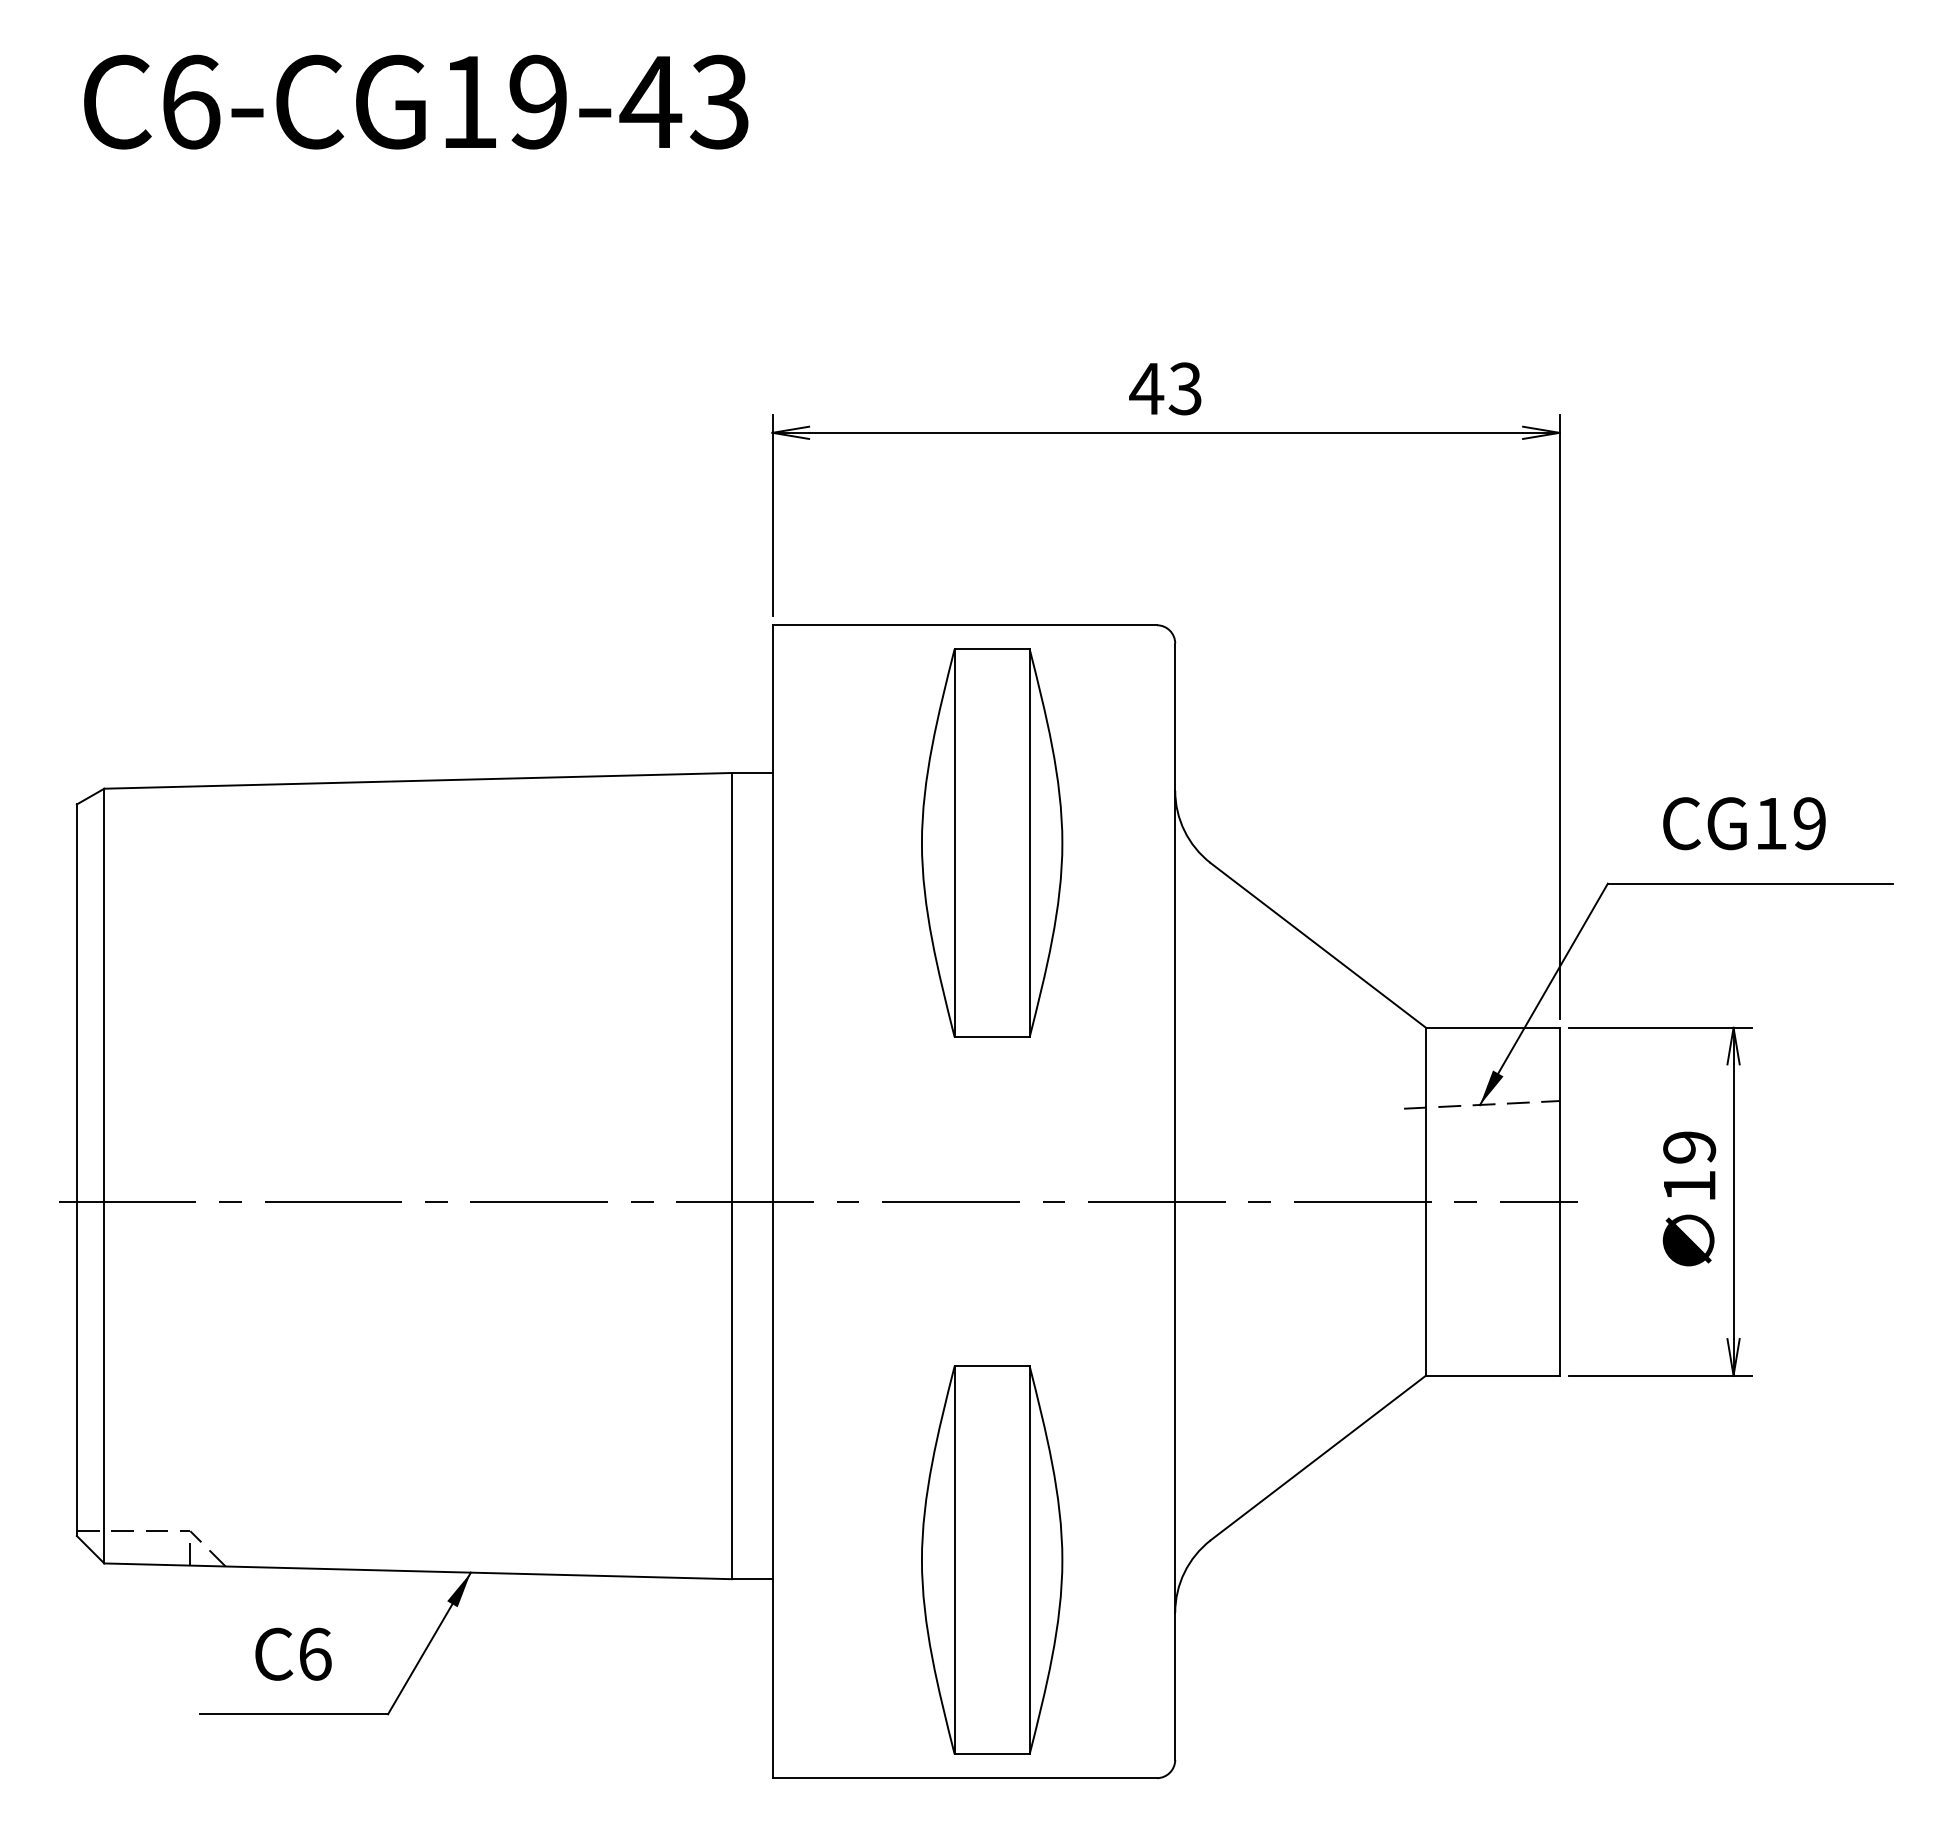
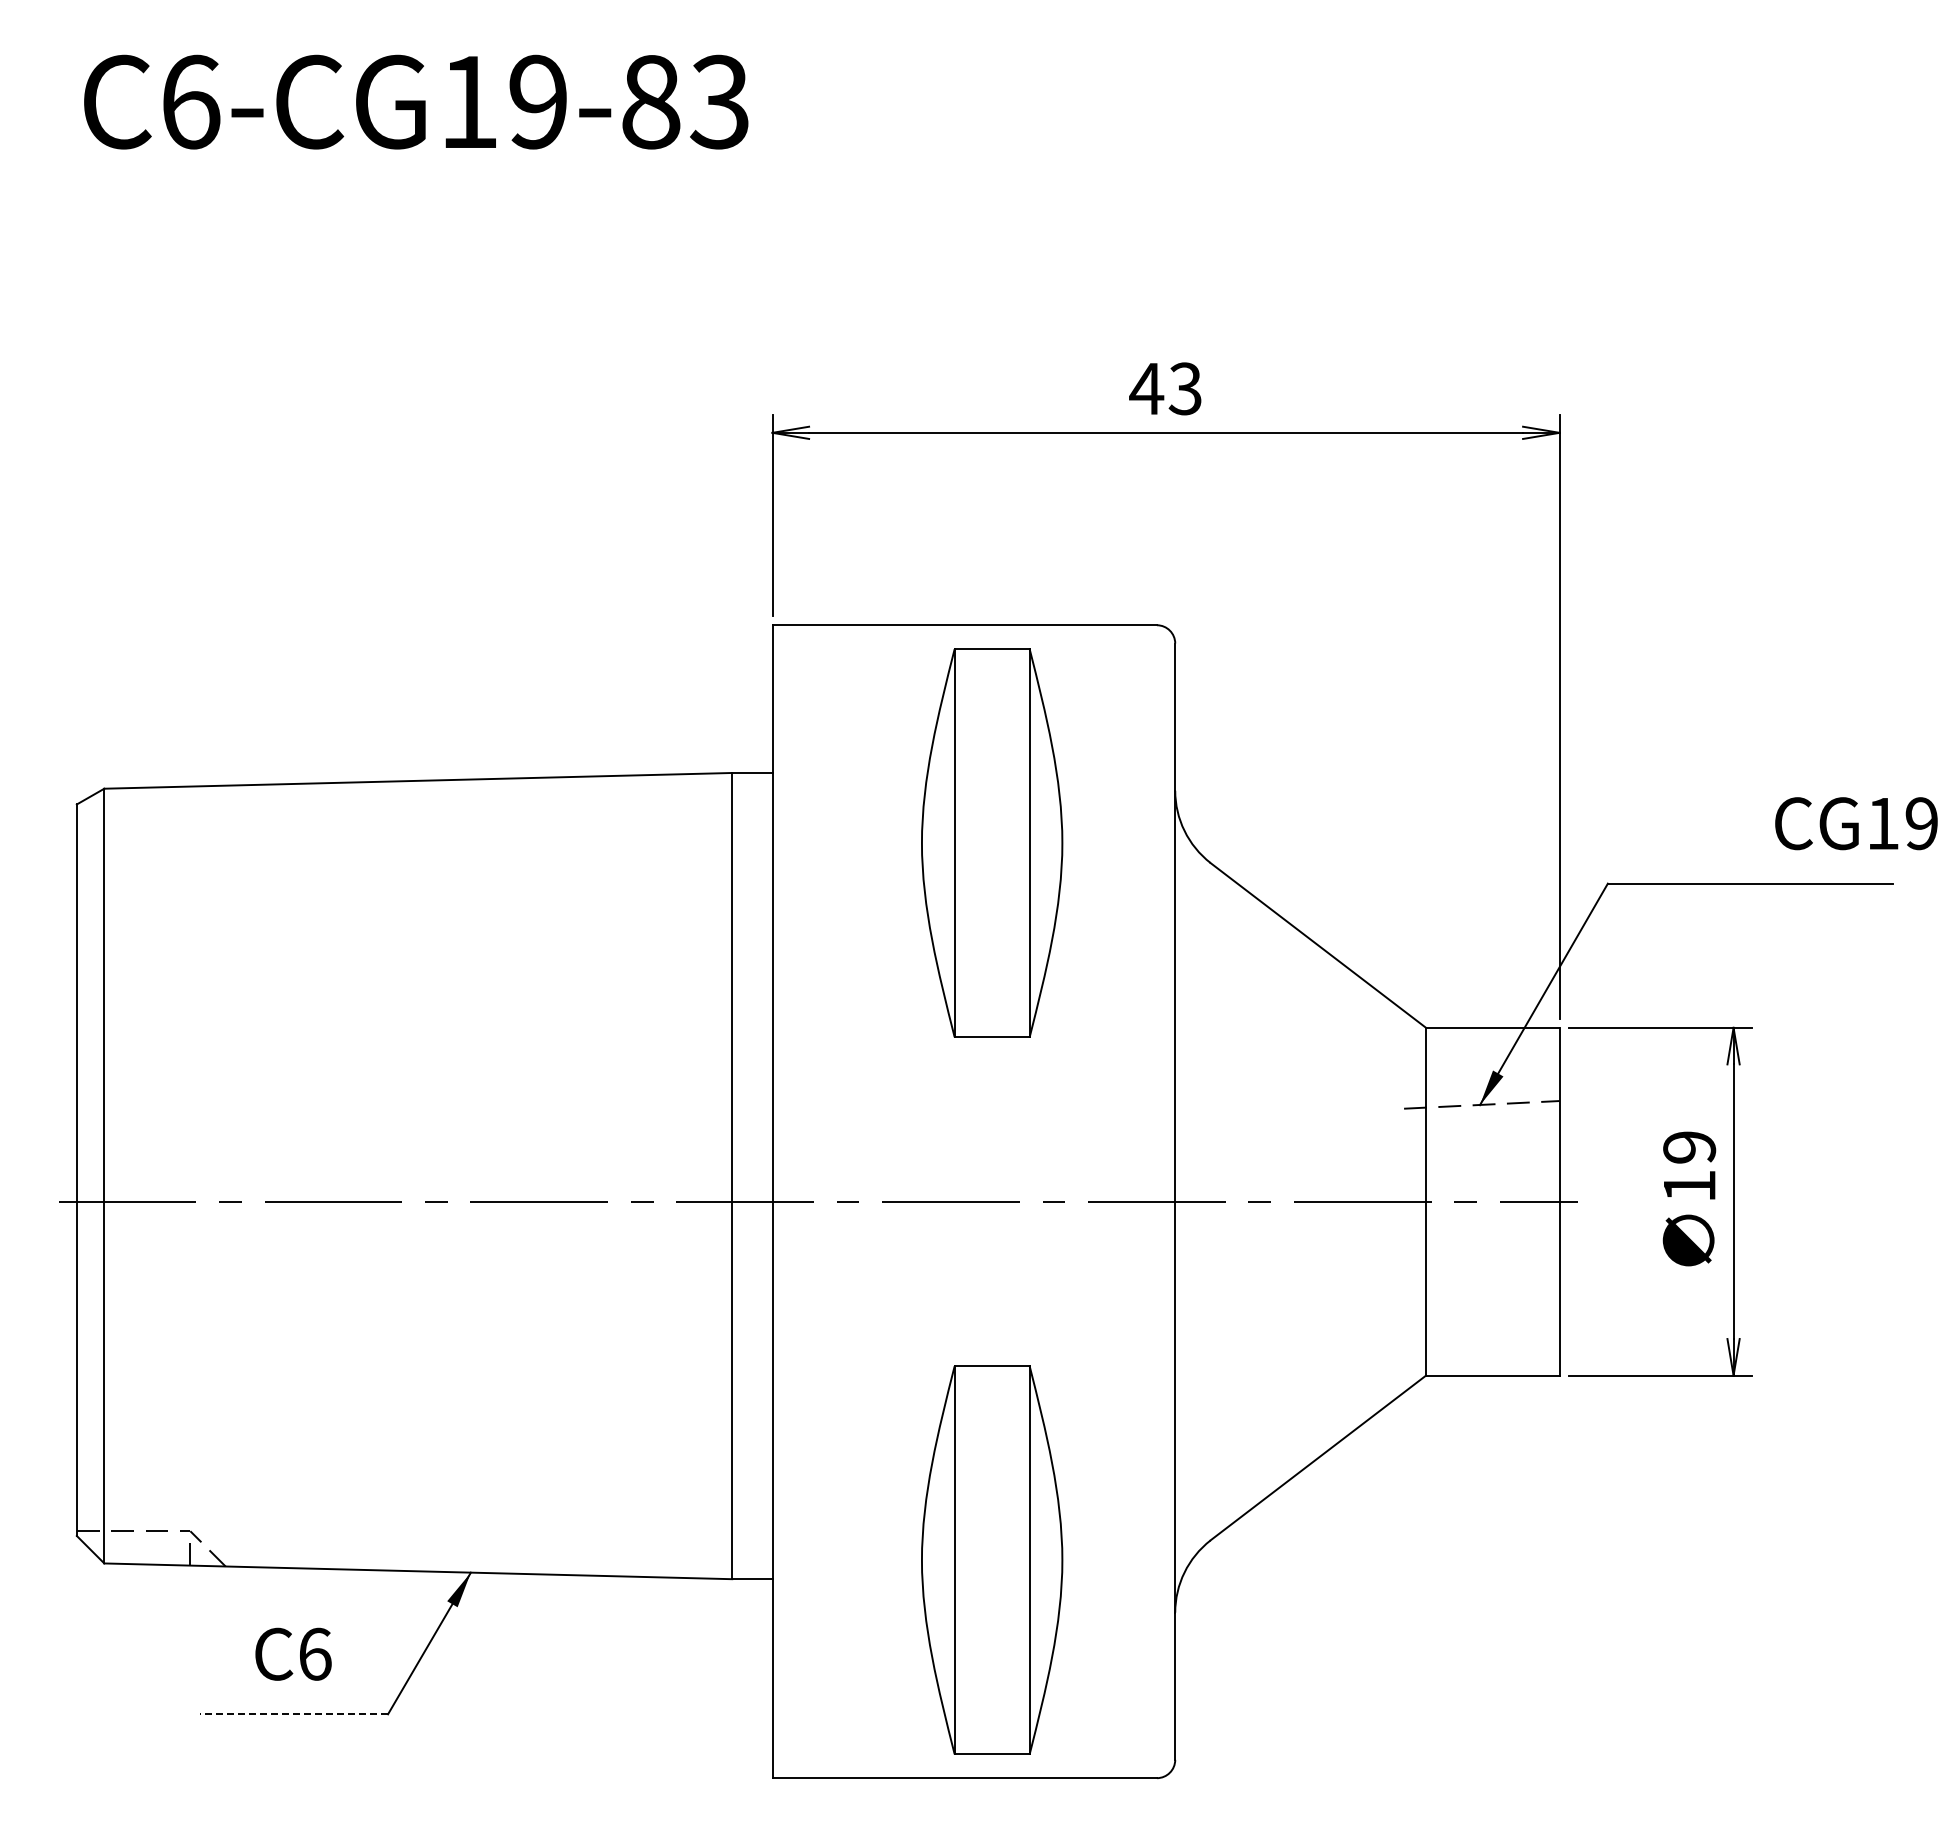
text: C6-CG19-43 -> C6-CG19-83 (650, 102)
text position: (1744, 823) -> (1856, 823) (1856, 823)
line: solid -> dashed (294, 1714)
